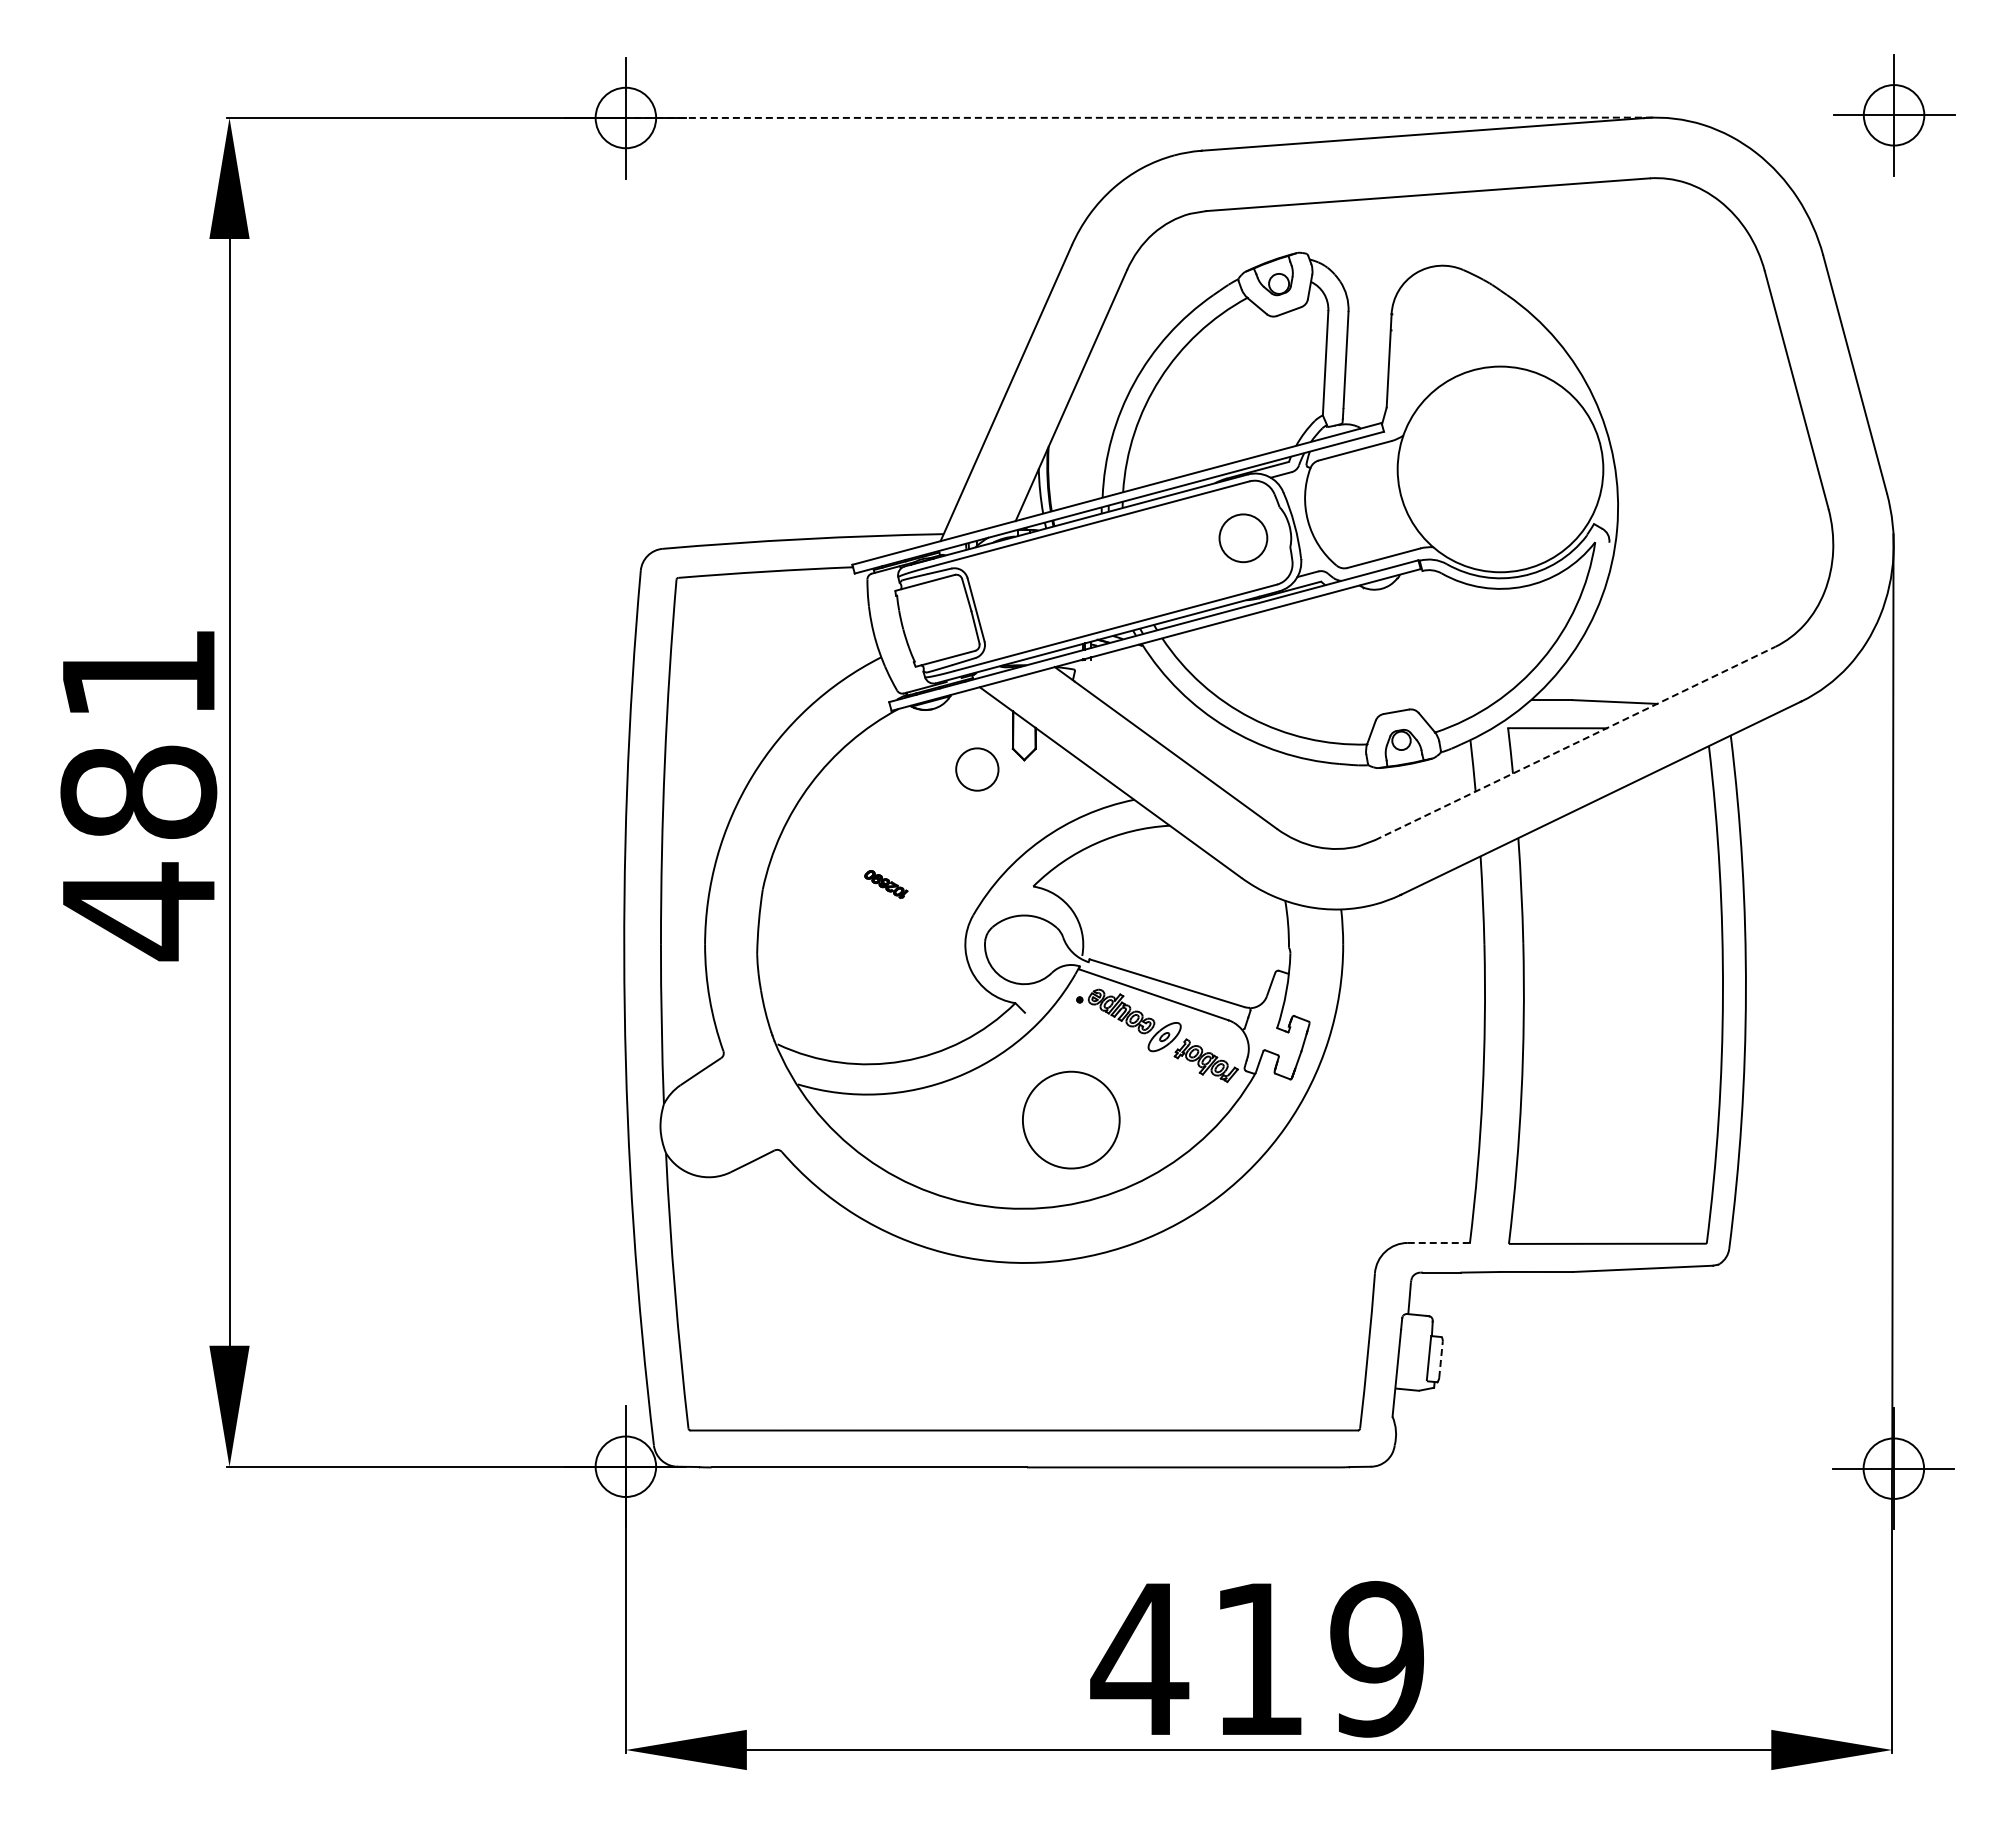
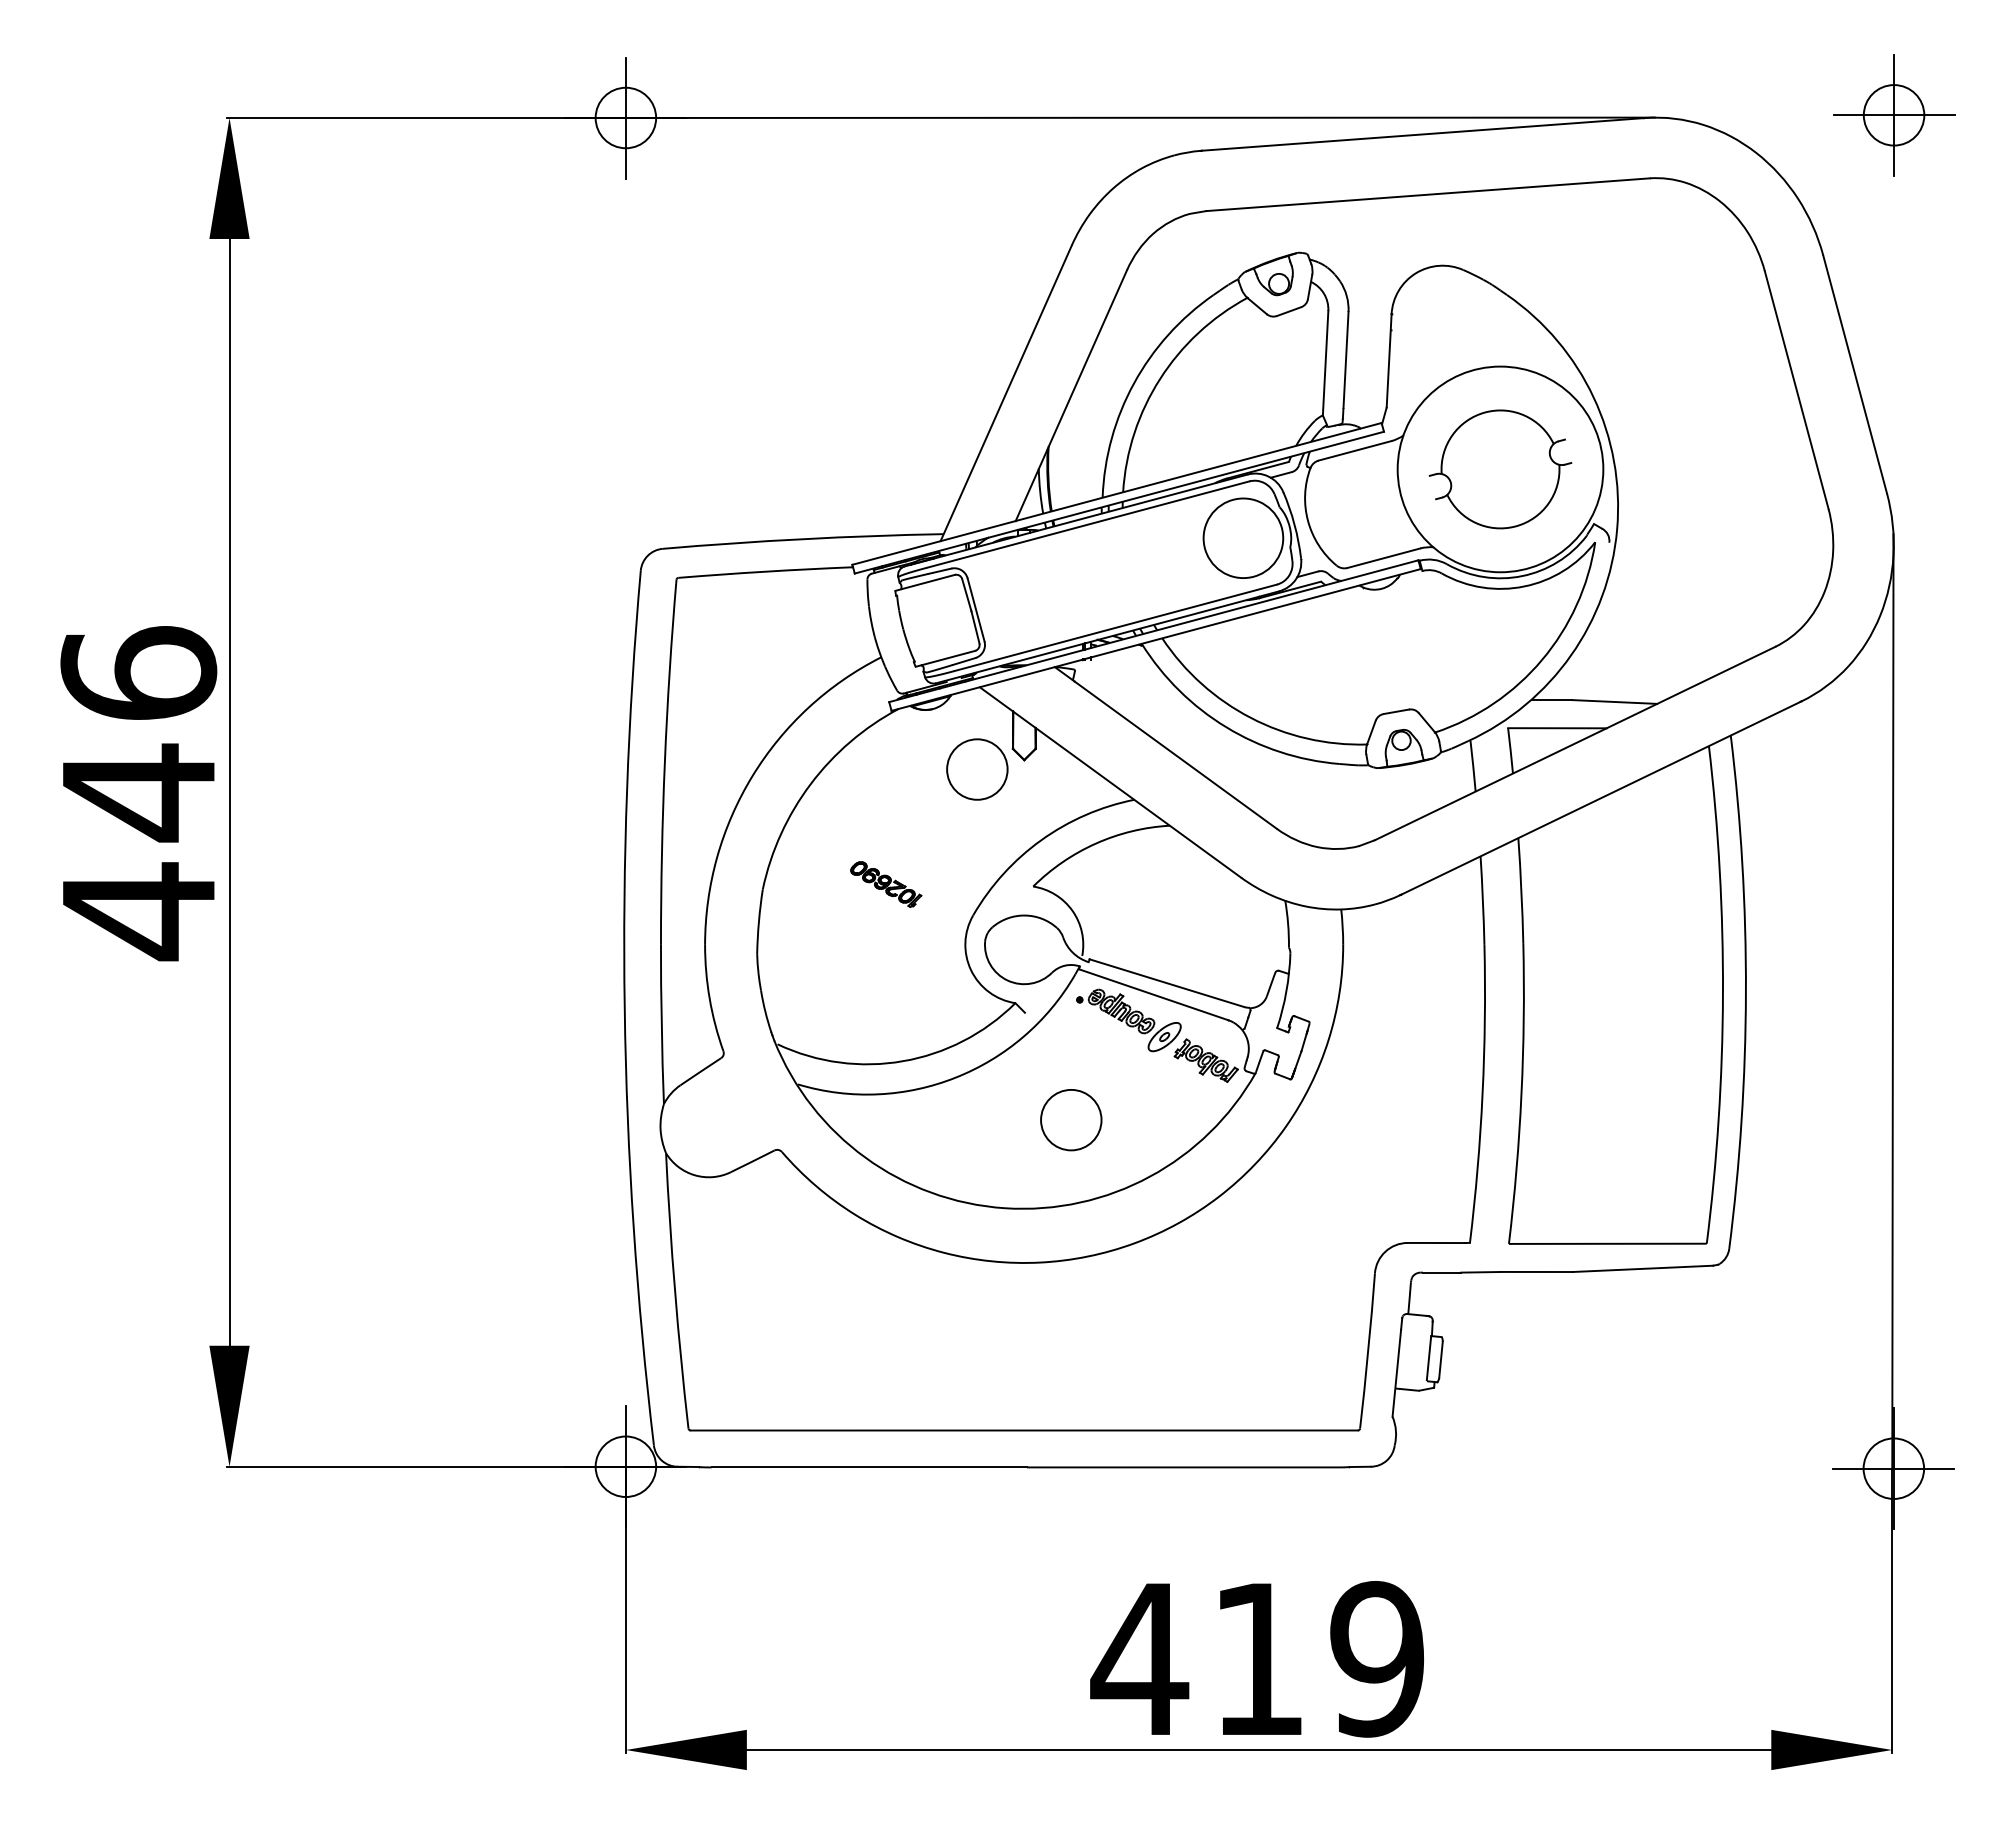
line: dashed -> solid (1138, 117)
part: none -> present (1500, 469)
circle diameter: 48 px -> 80 px (1243, 538)
text: 481 -> 446 (138, 734)
line: dashed -> solid (1575, 743)
circle diameter: 42 px -> 60 px (977, 769)
part size: 45x29 px -> 73x47 px (886, 884)
circle diameter: 97 px -> 60 px (1071, 1119)
line: dashed -> solid (1436, 1243)
line: dashed -> solid (1441, 1359)
